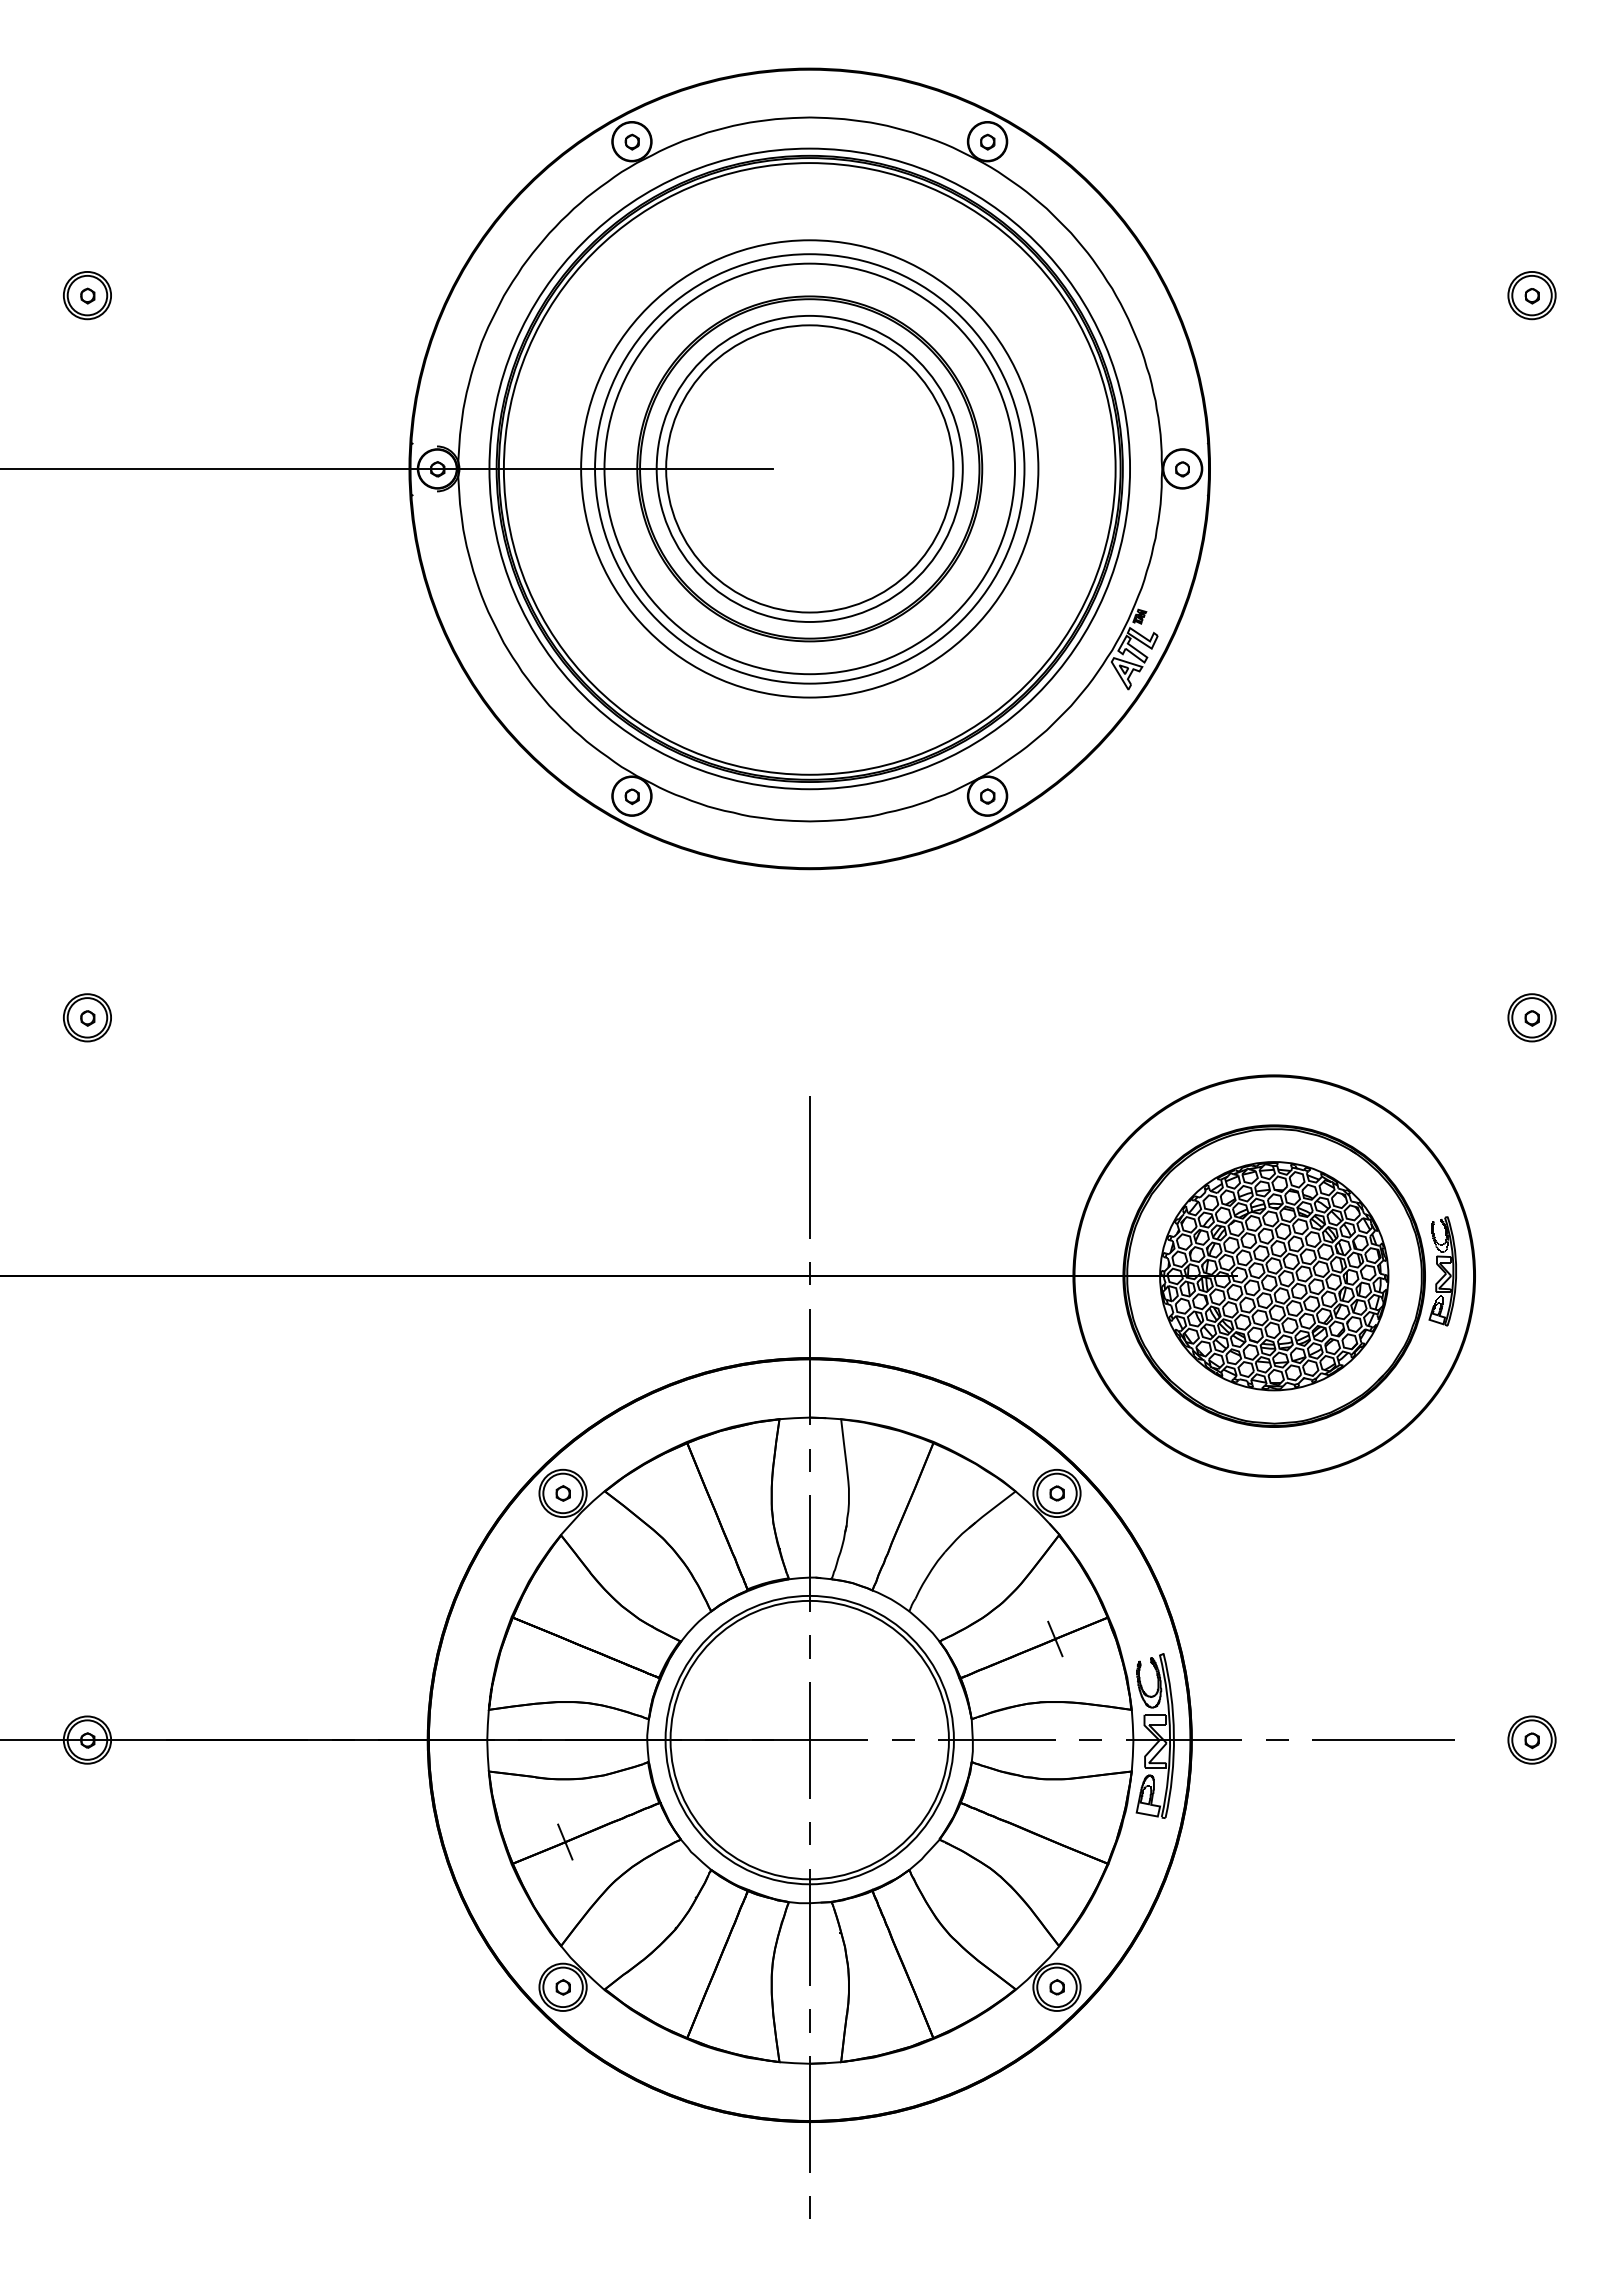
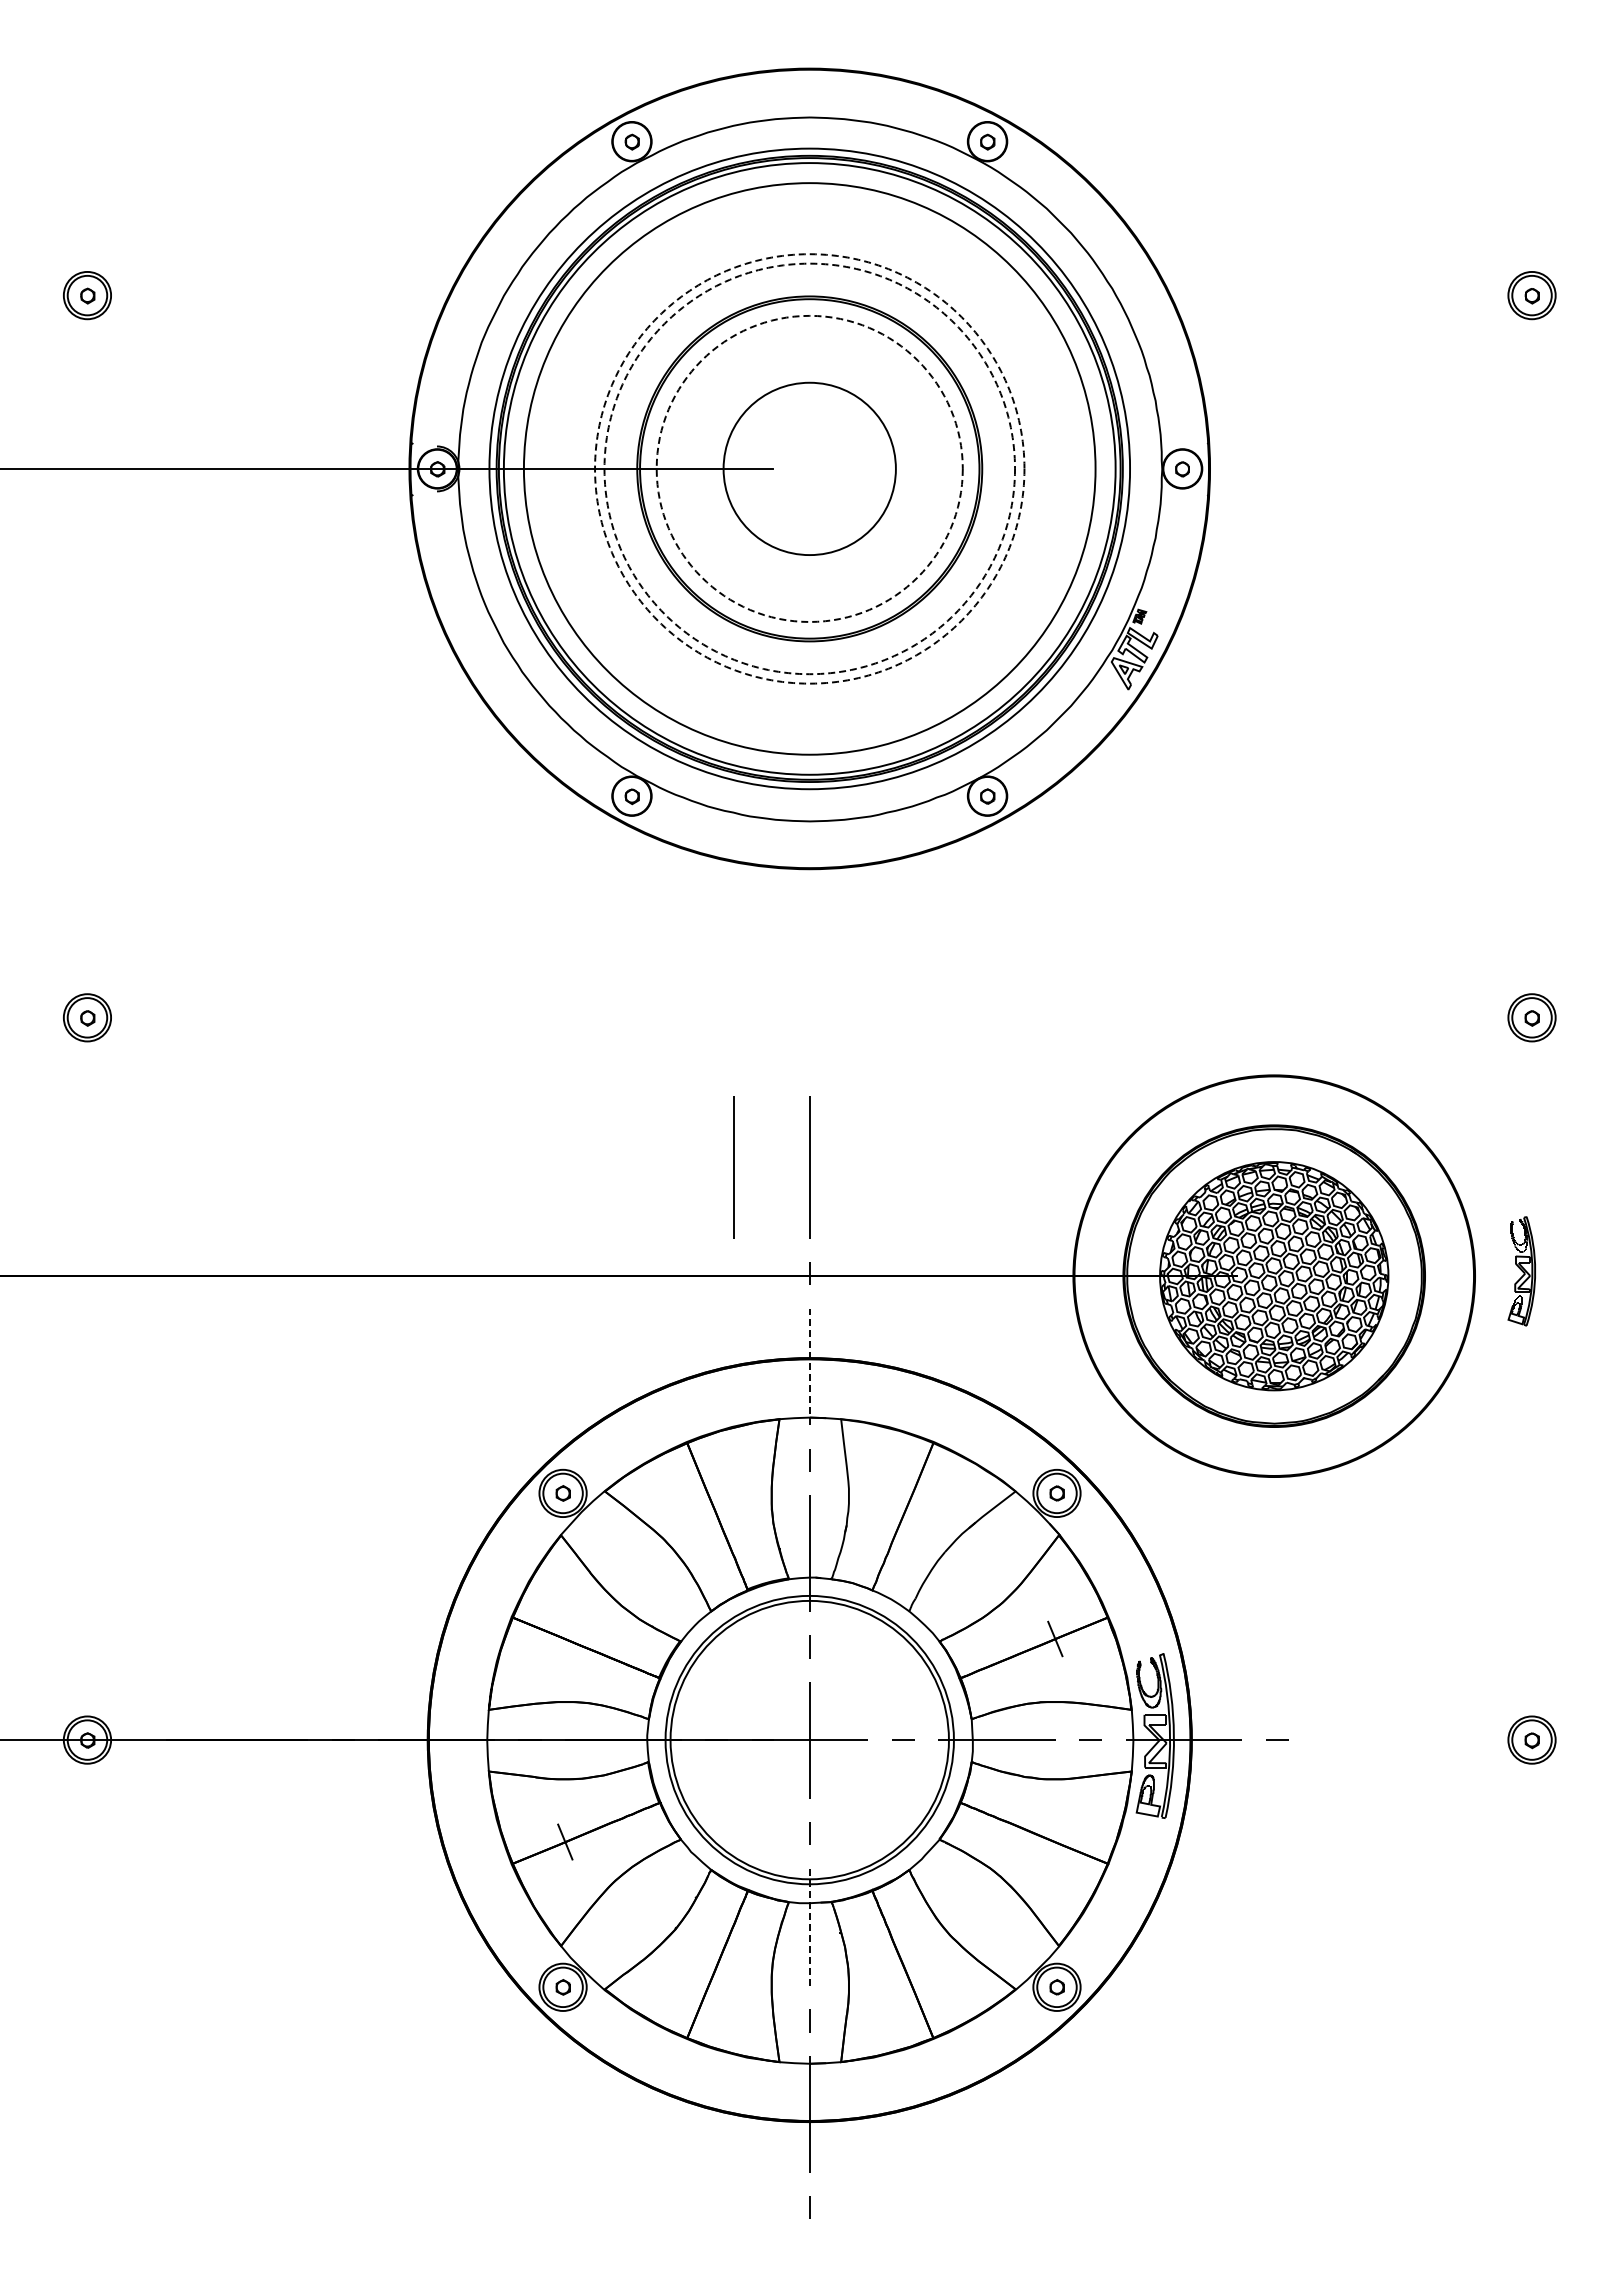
circle diameter: 287 px -> 172 px (809, 468)
circle diameter: 457 px -> 572 px (809, 468)
circle: solid -> dashed (809, 468)
circle: solid -> dashed (809, 468)
circle: solid -> dashed (809, 468)
line: none -> present (733, 1167)
part position: (1442, 1271) -> (1521, 1271) (1521, 1271)
line: solid -> dashed (810, 1366)
line: present -> none (1383, 1739)
line: solid -> dashed (810, 1927)
